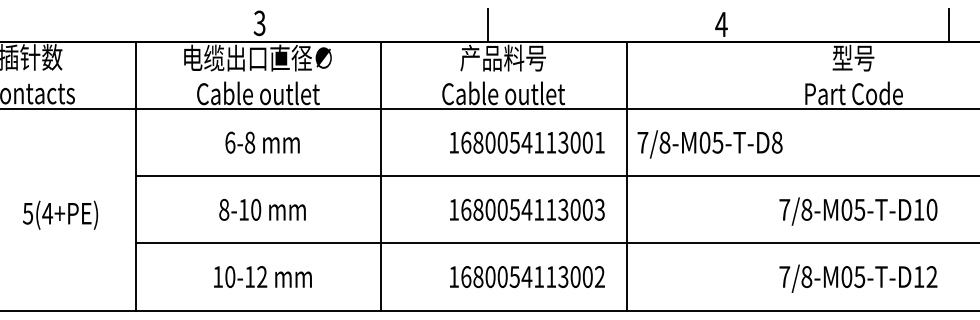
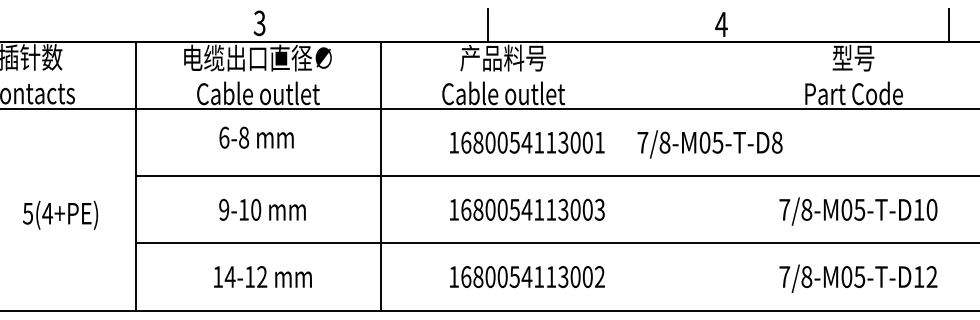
text position: (262, 142) -> (256, 137) (256, 137)
line: present -> none (626, 176)
text: 8-10 -> 9-10 (224, 209)
text: 10-12 -> 14-12 (229, 276)
